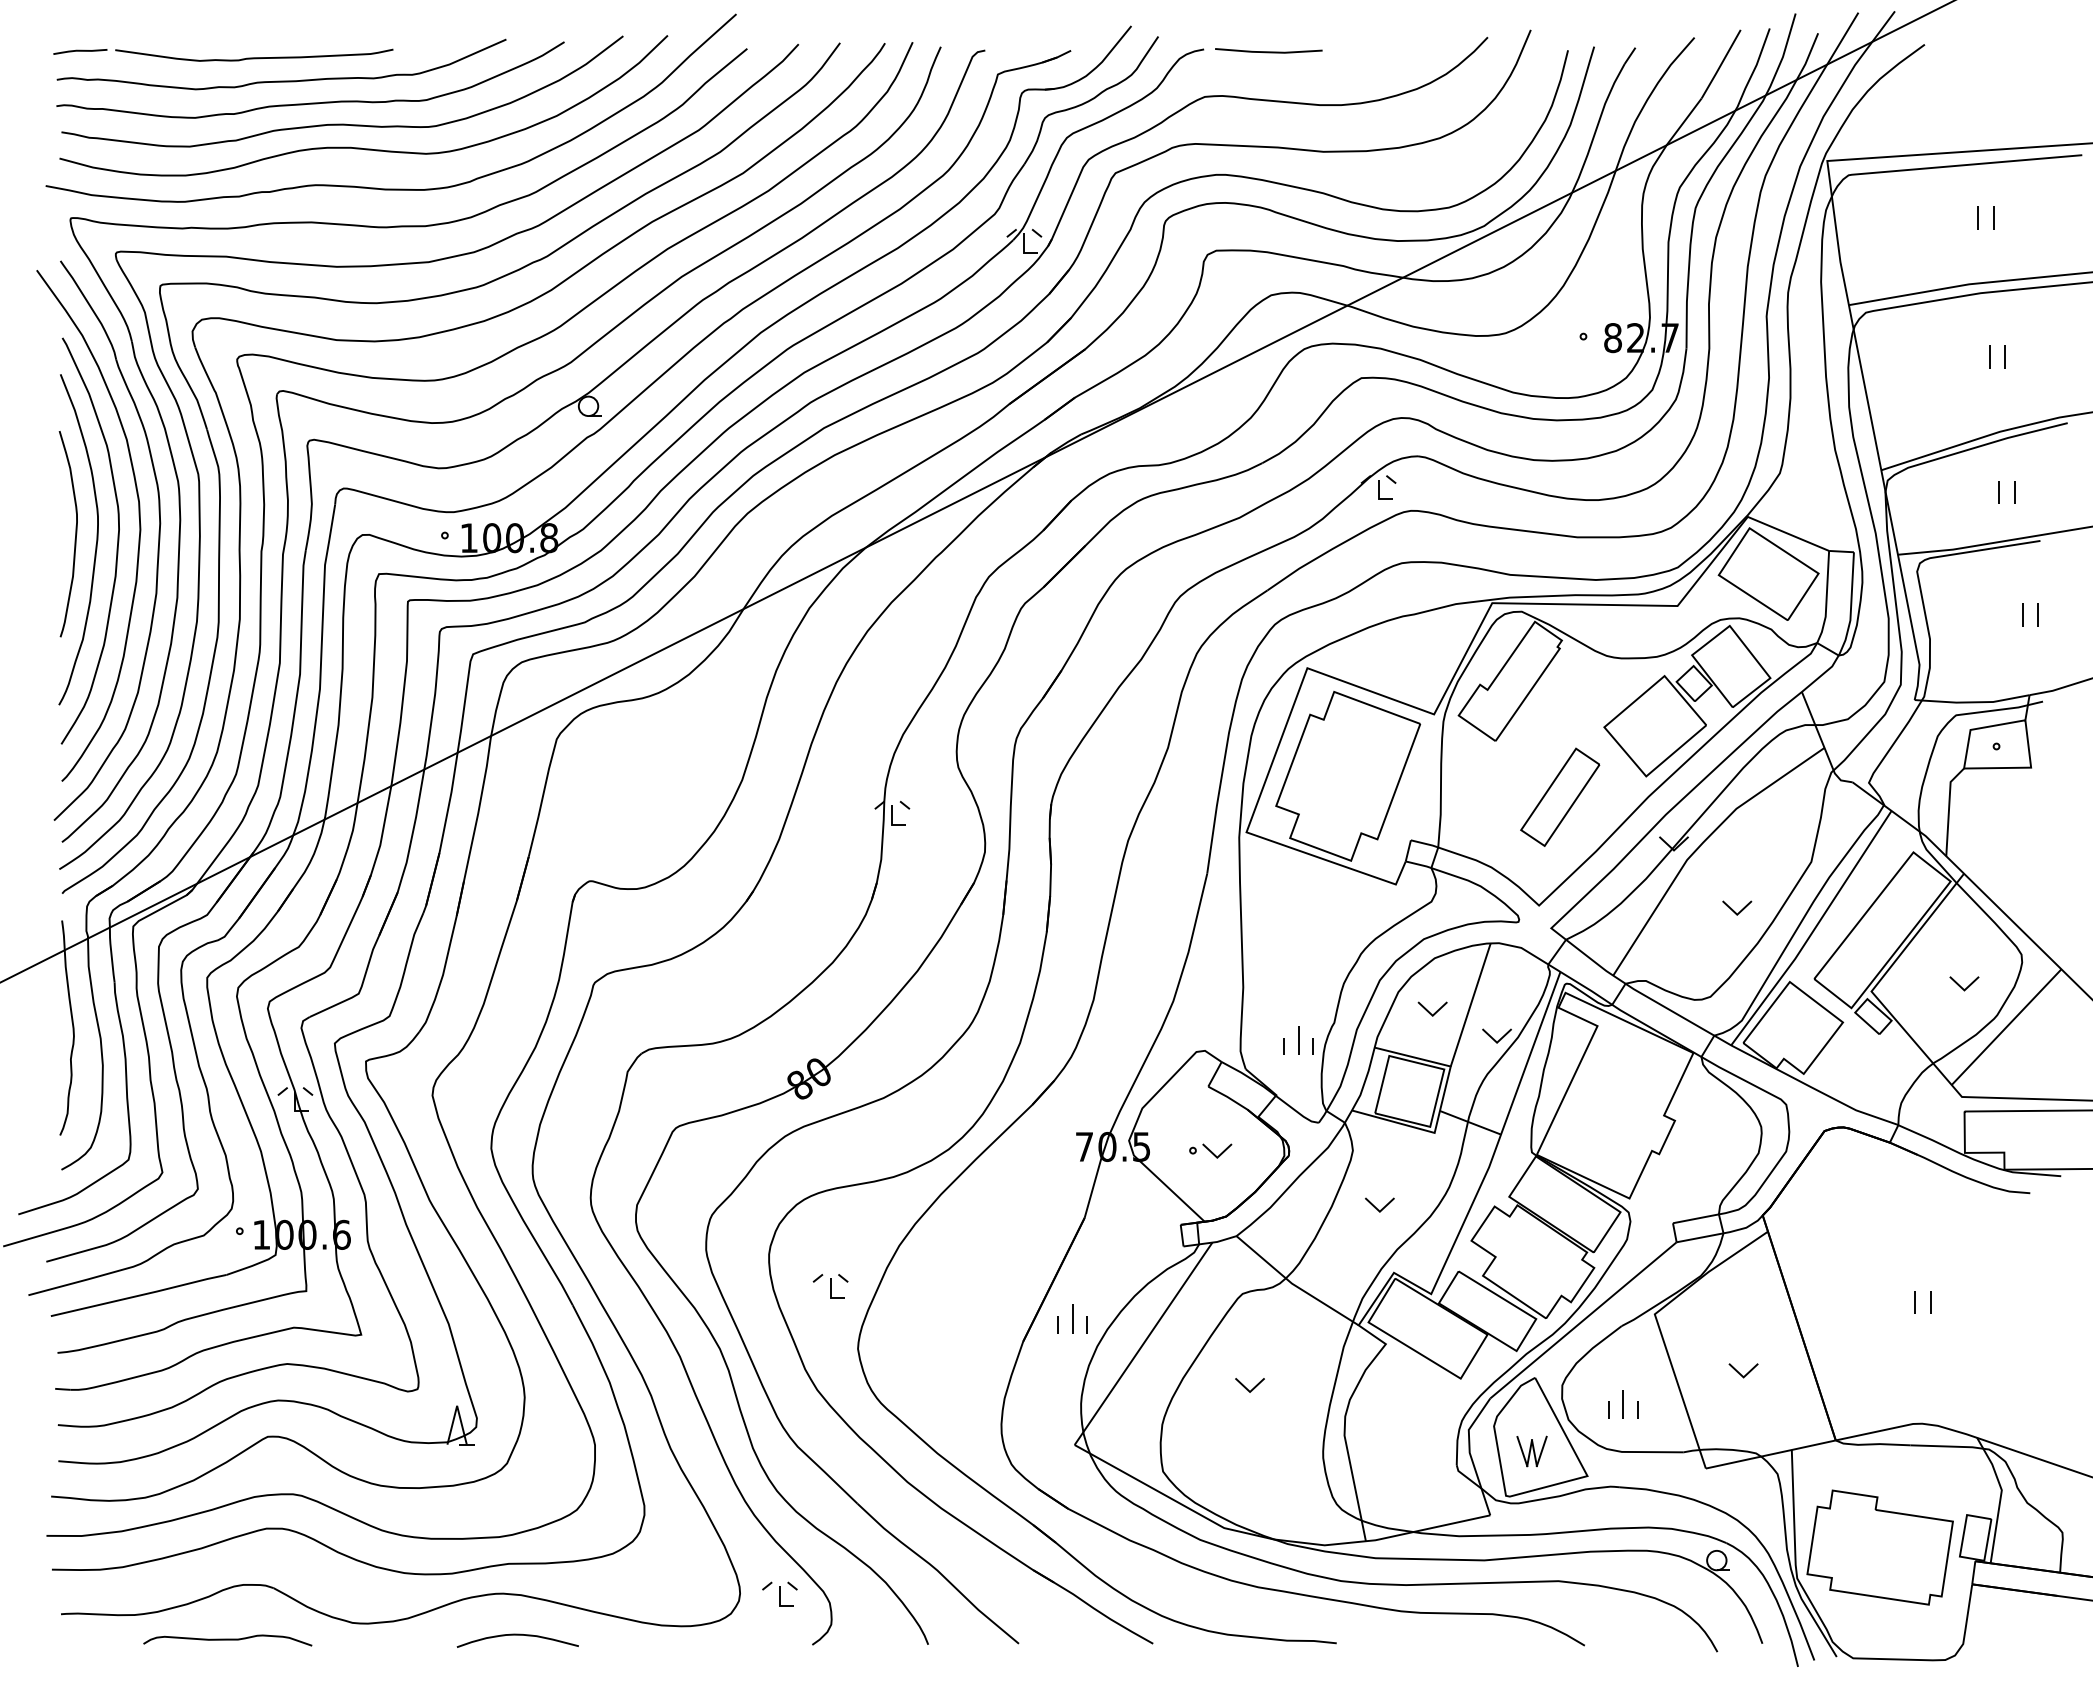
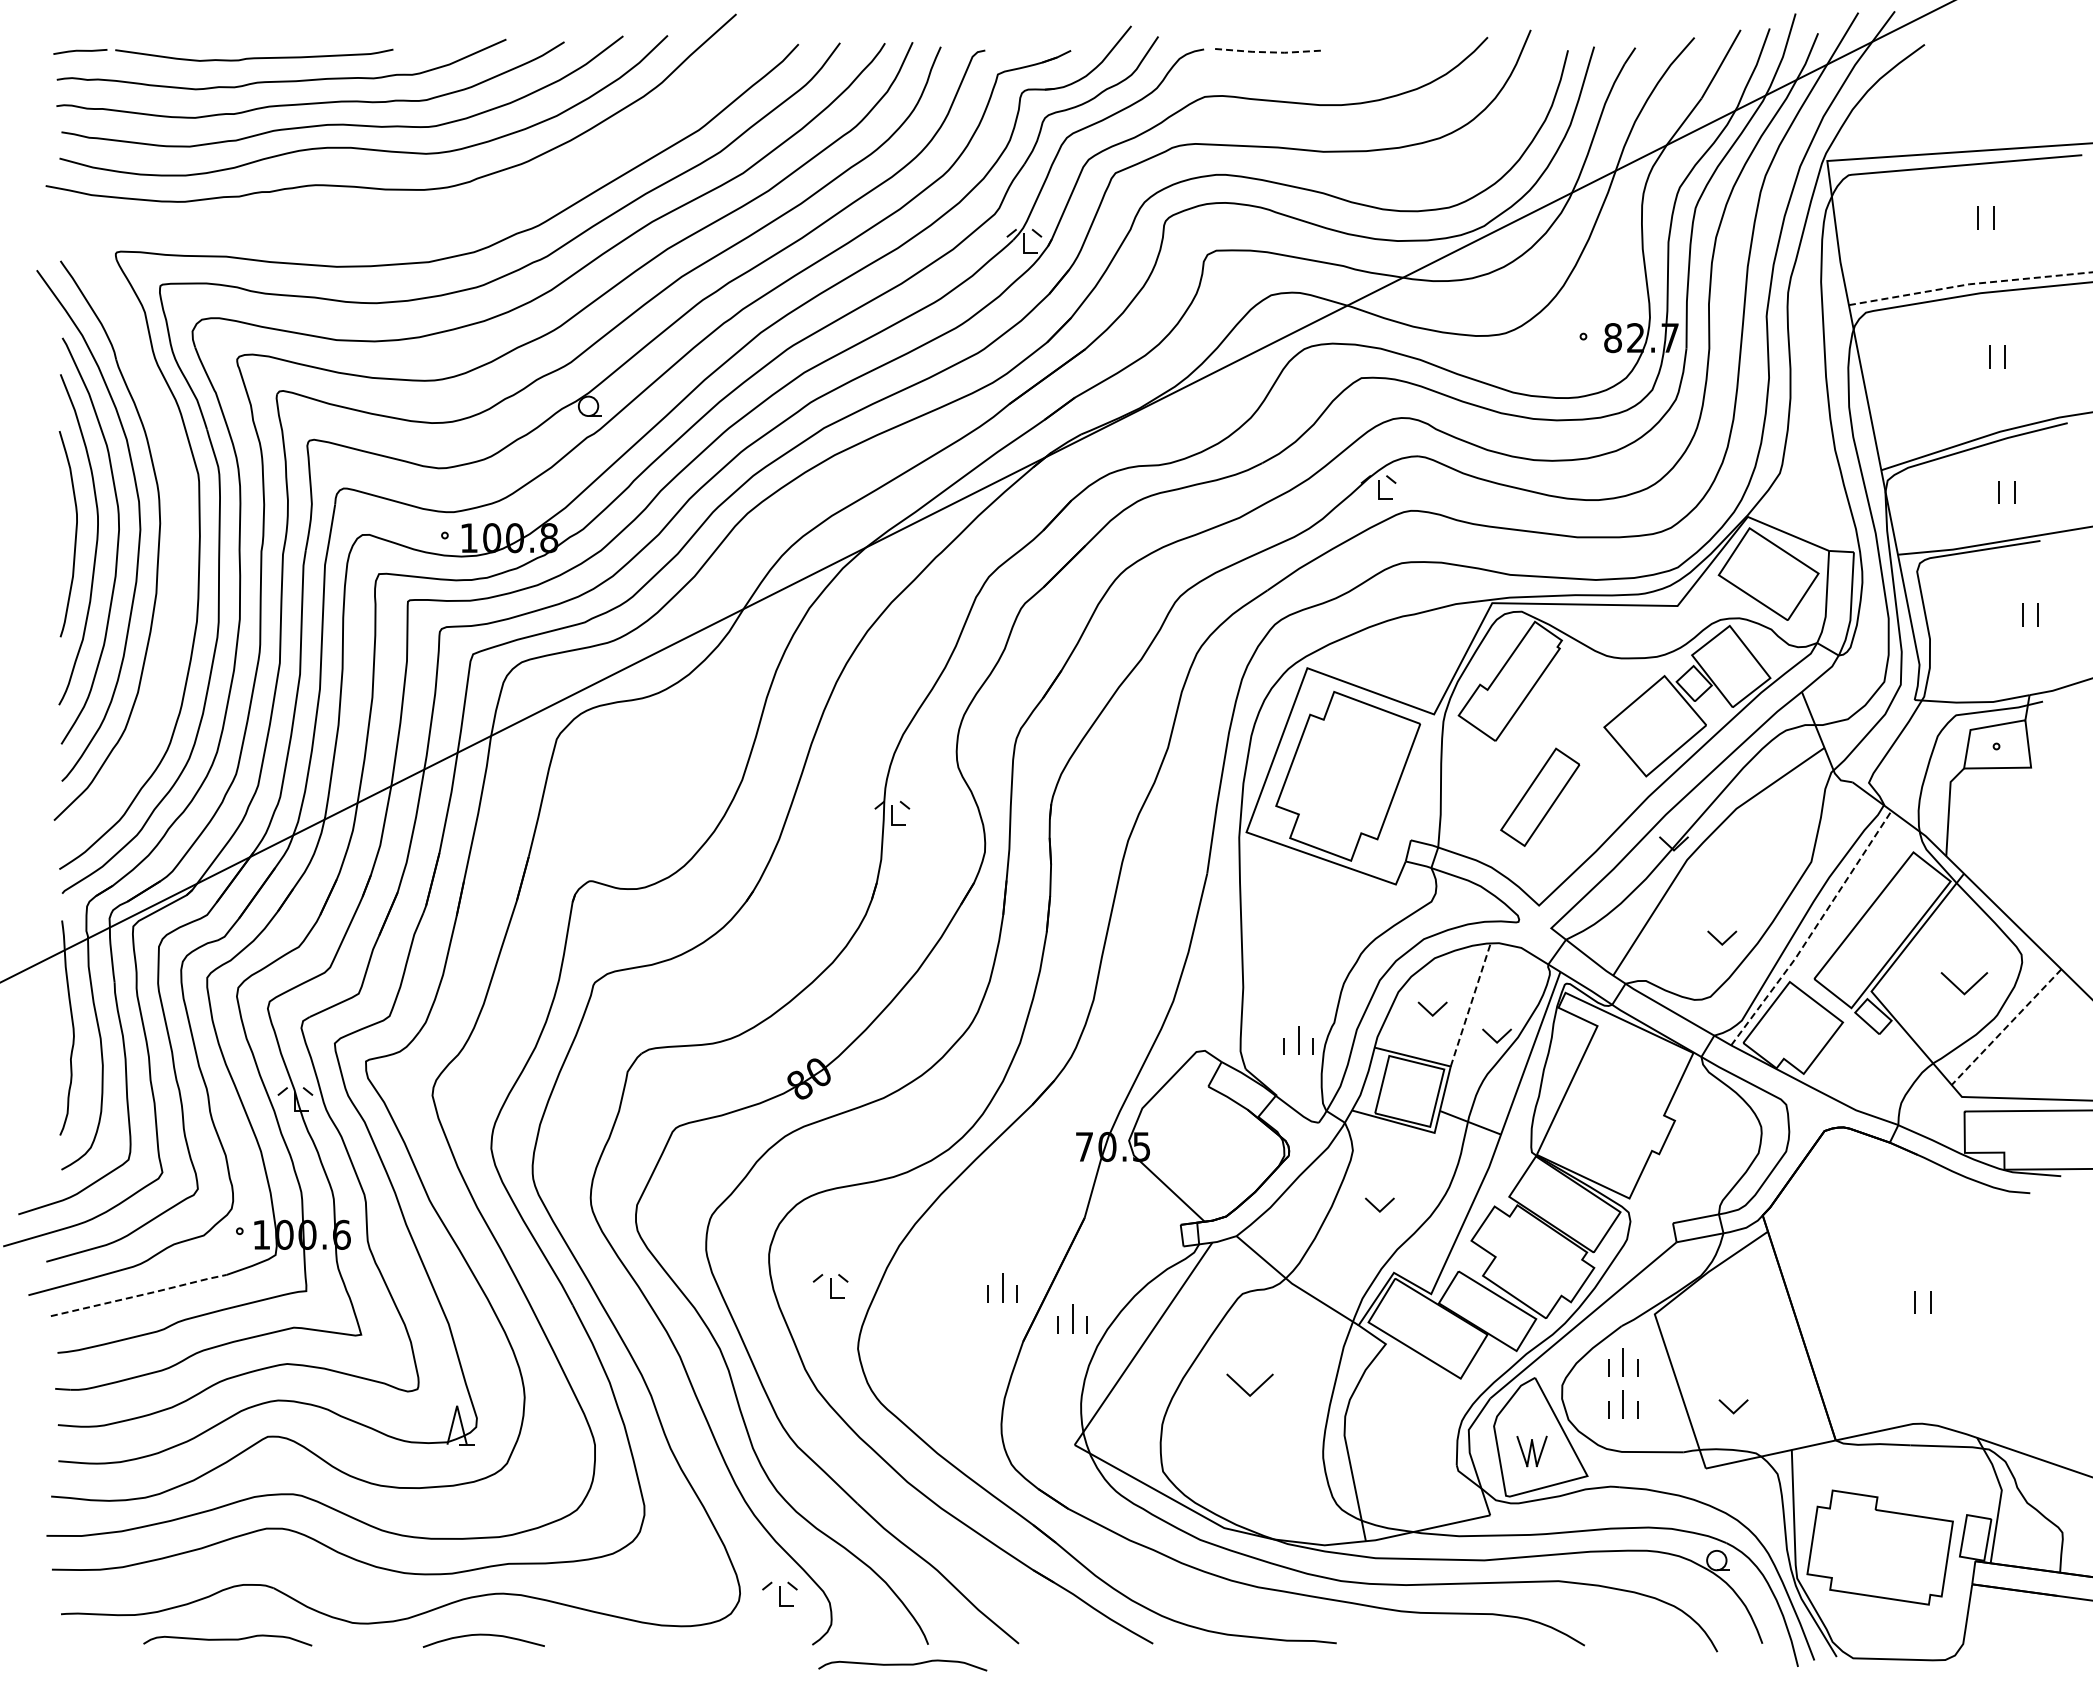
line: solid -> dashed (1268, 52)
part: present -> none (389, 228)
line: solid -> dashed (1969, 284)
part position: (1560, 796) -> (1540, 796) (1540, 796)
part position: (1737, 907) -> (1722, 937) (1722, 937)
line: solid -> dashed (1813, 930)
part size: 31x16 px -> 49x24 px (1964, 983)
line: solid -> dashed (1470, 1004)
line: solid -> dashed (2006, 1027)
part: present -> none (1210, 1150)
part: none -> present (1002, 1287)
line: solid -> dashed (139, 1295)
part: none -> present (1623, 1362)
part position: (1743, 1370) -> (1733, 1406) (1733, 1406)
part size: 30x15 px -> 48x24 px (1249, 1384)
curve position: (517, 1635) -> (483, 1635) (483, 1635)
curve: none -> present (902, 1665)
